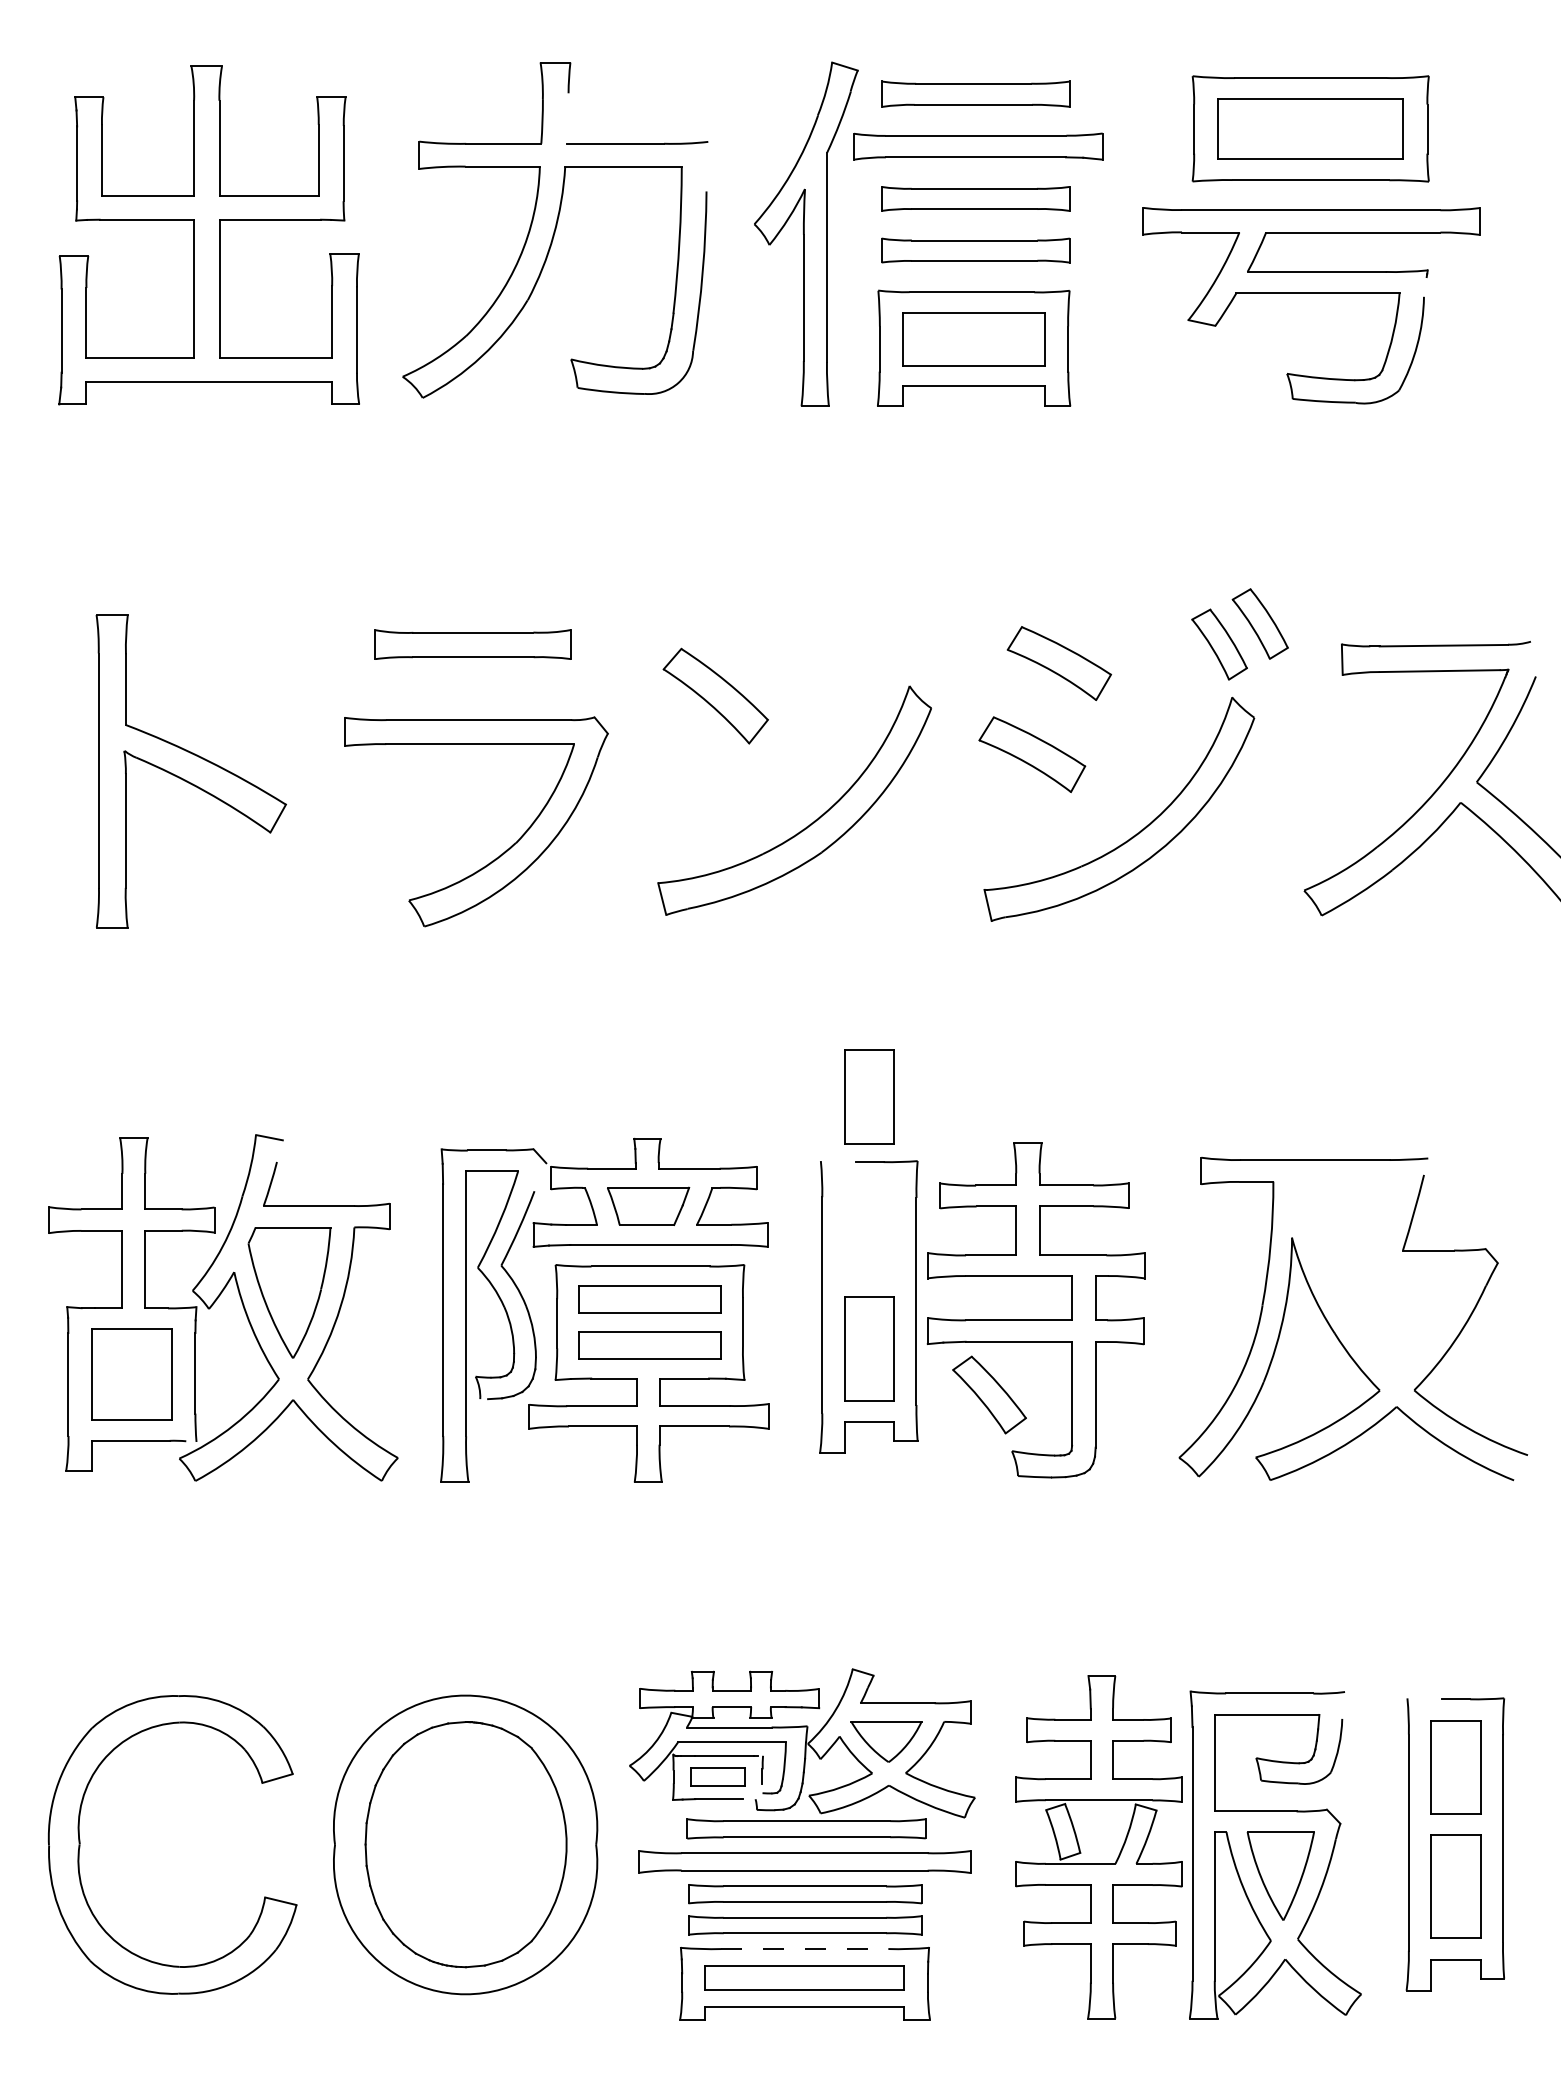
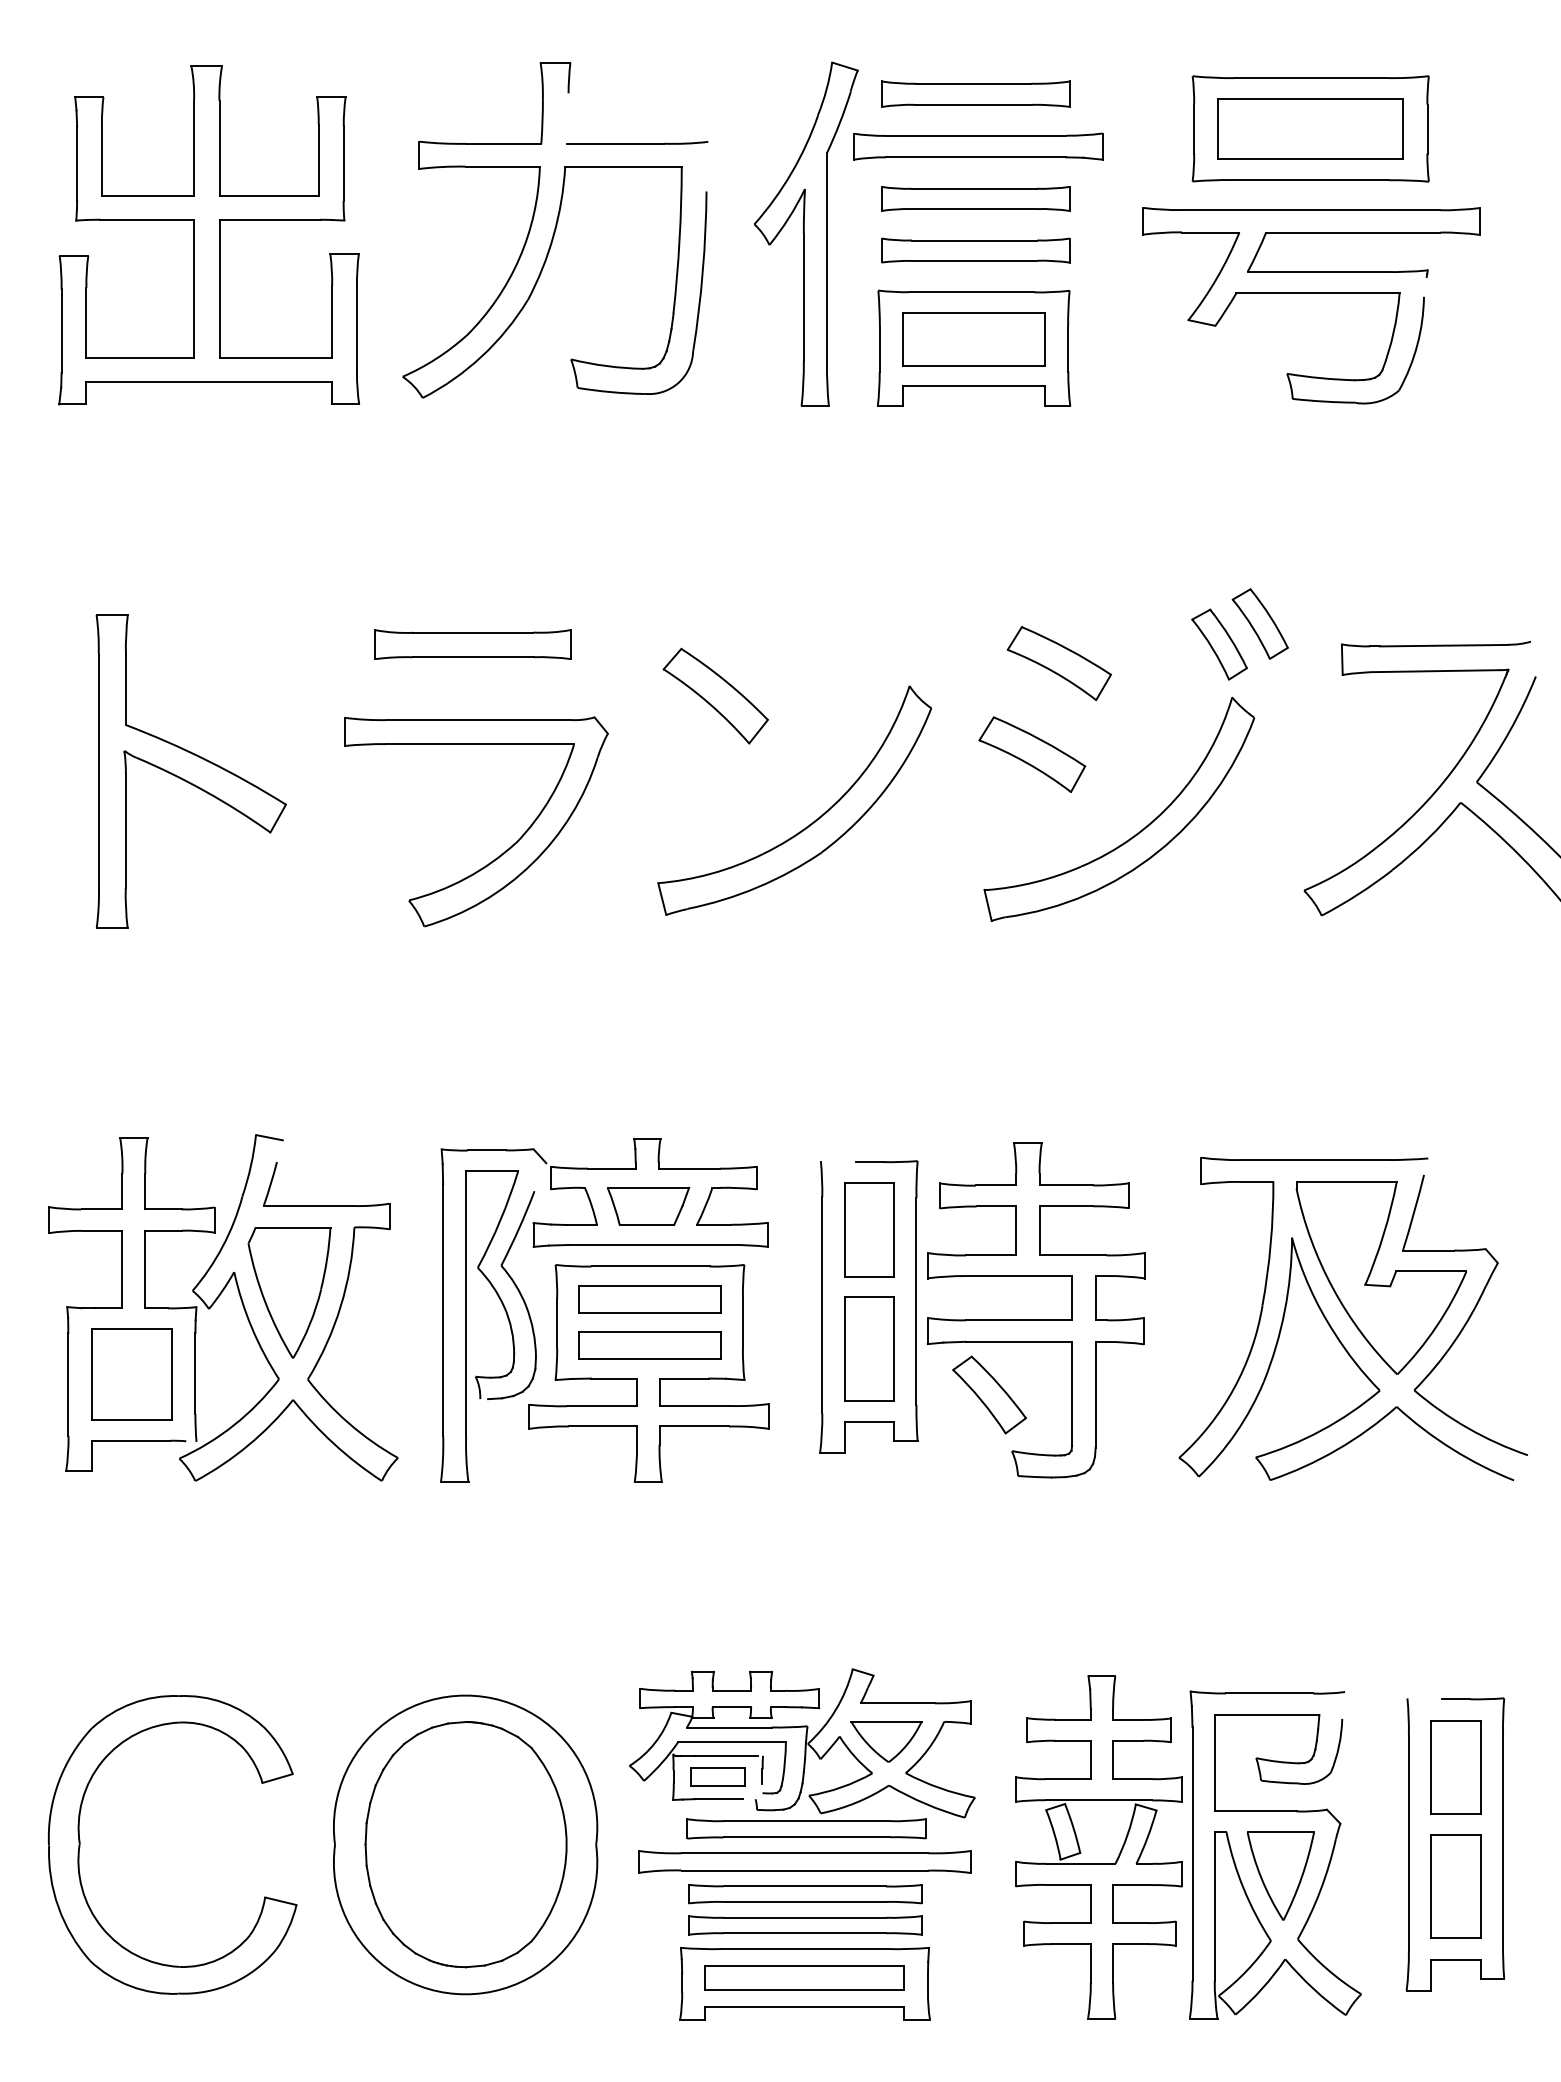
part position: (869, 1096) -> (869, 1229) (869, 1229)
part: none -> present (1380, 1284)
line: dashed -> solid (804, 1949)
